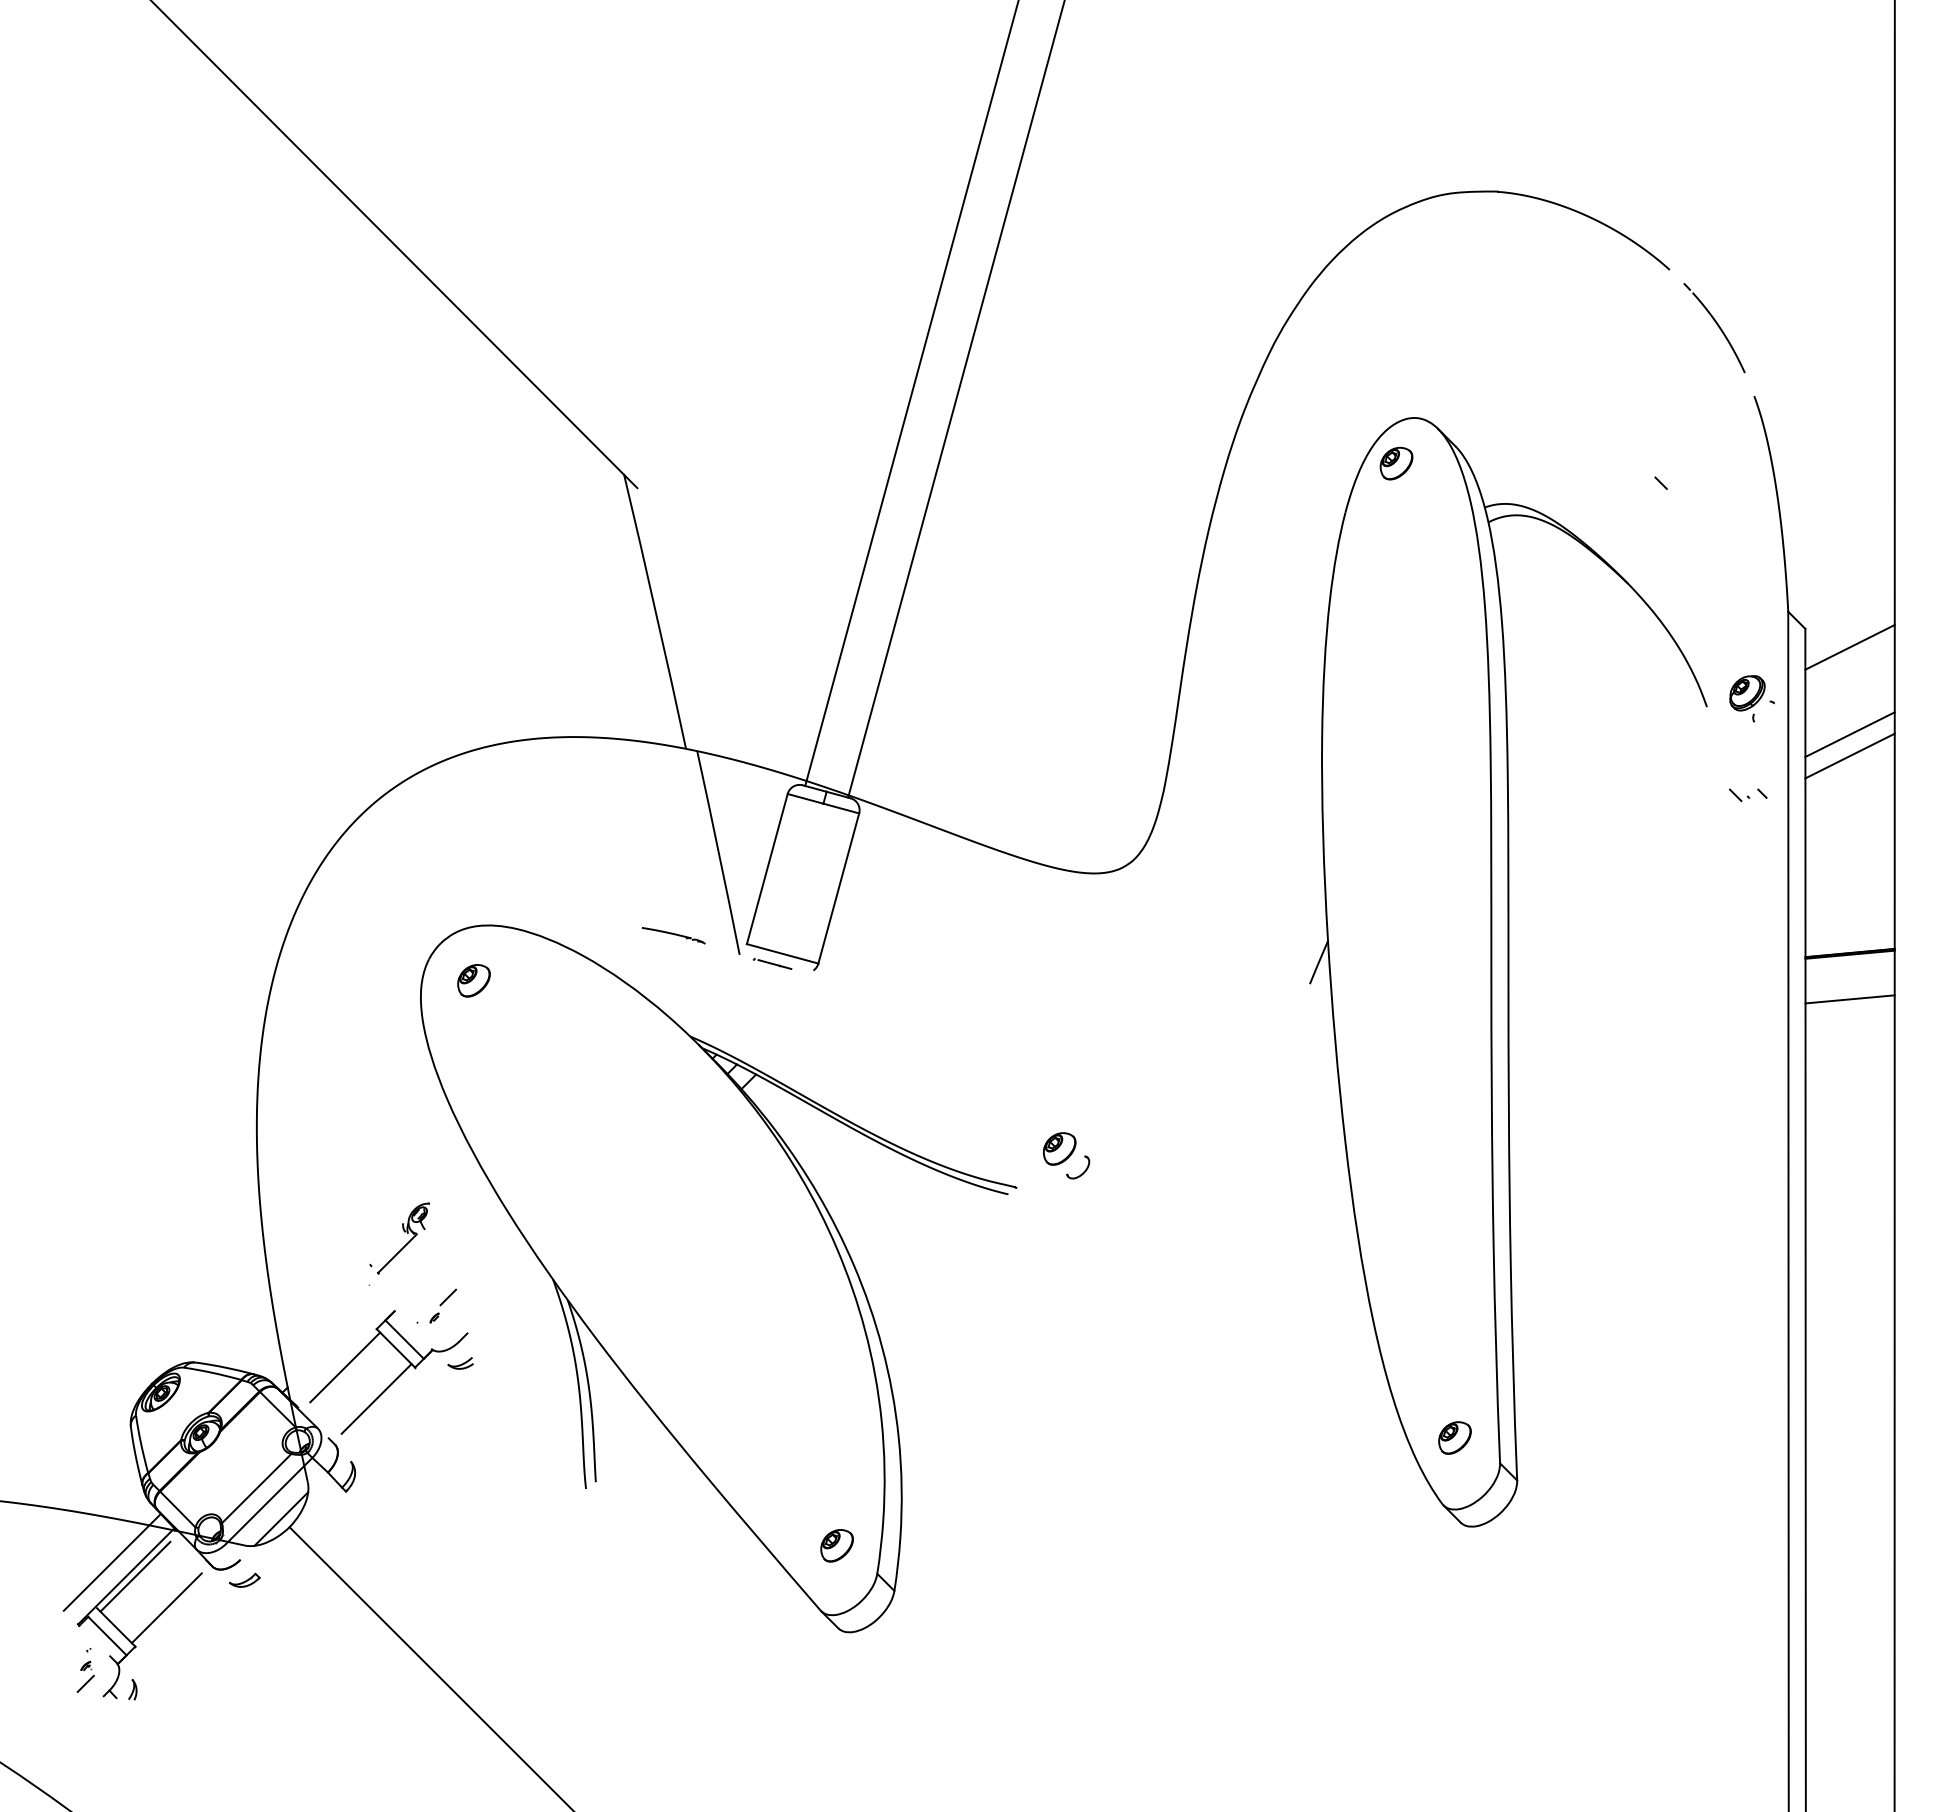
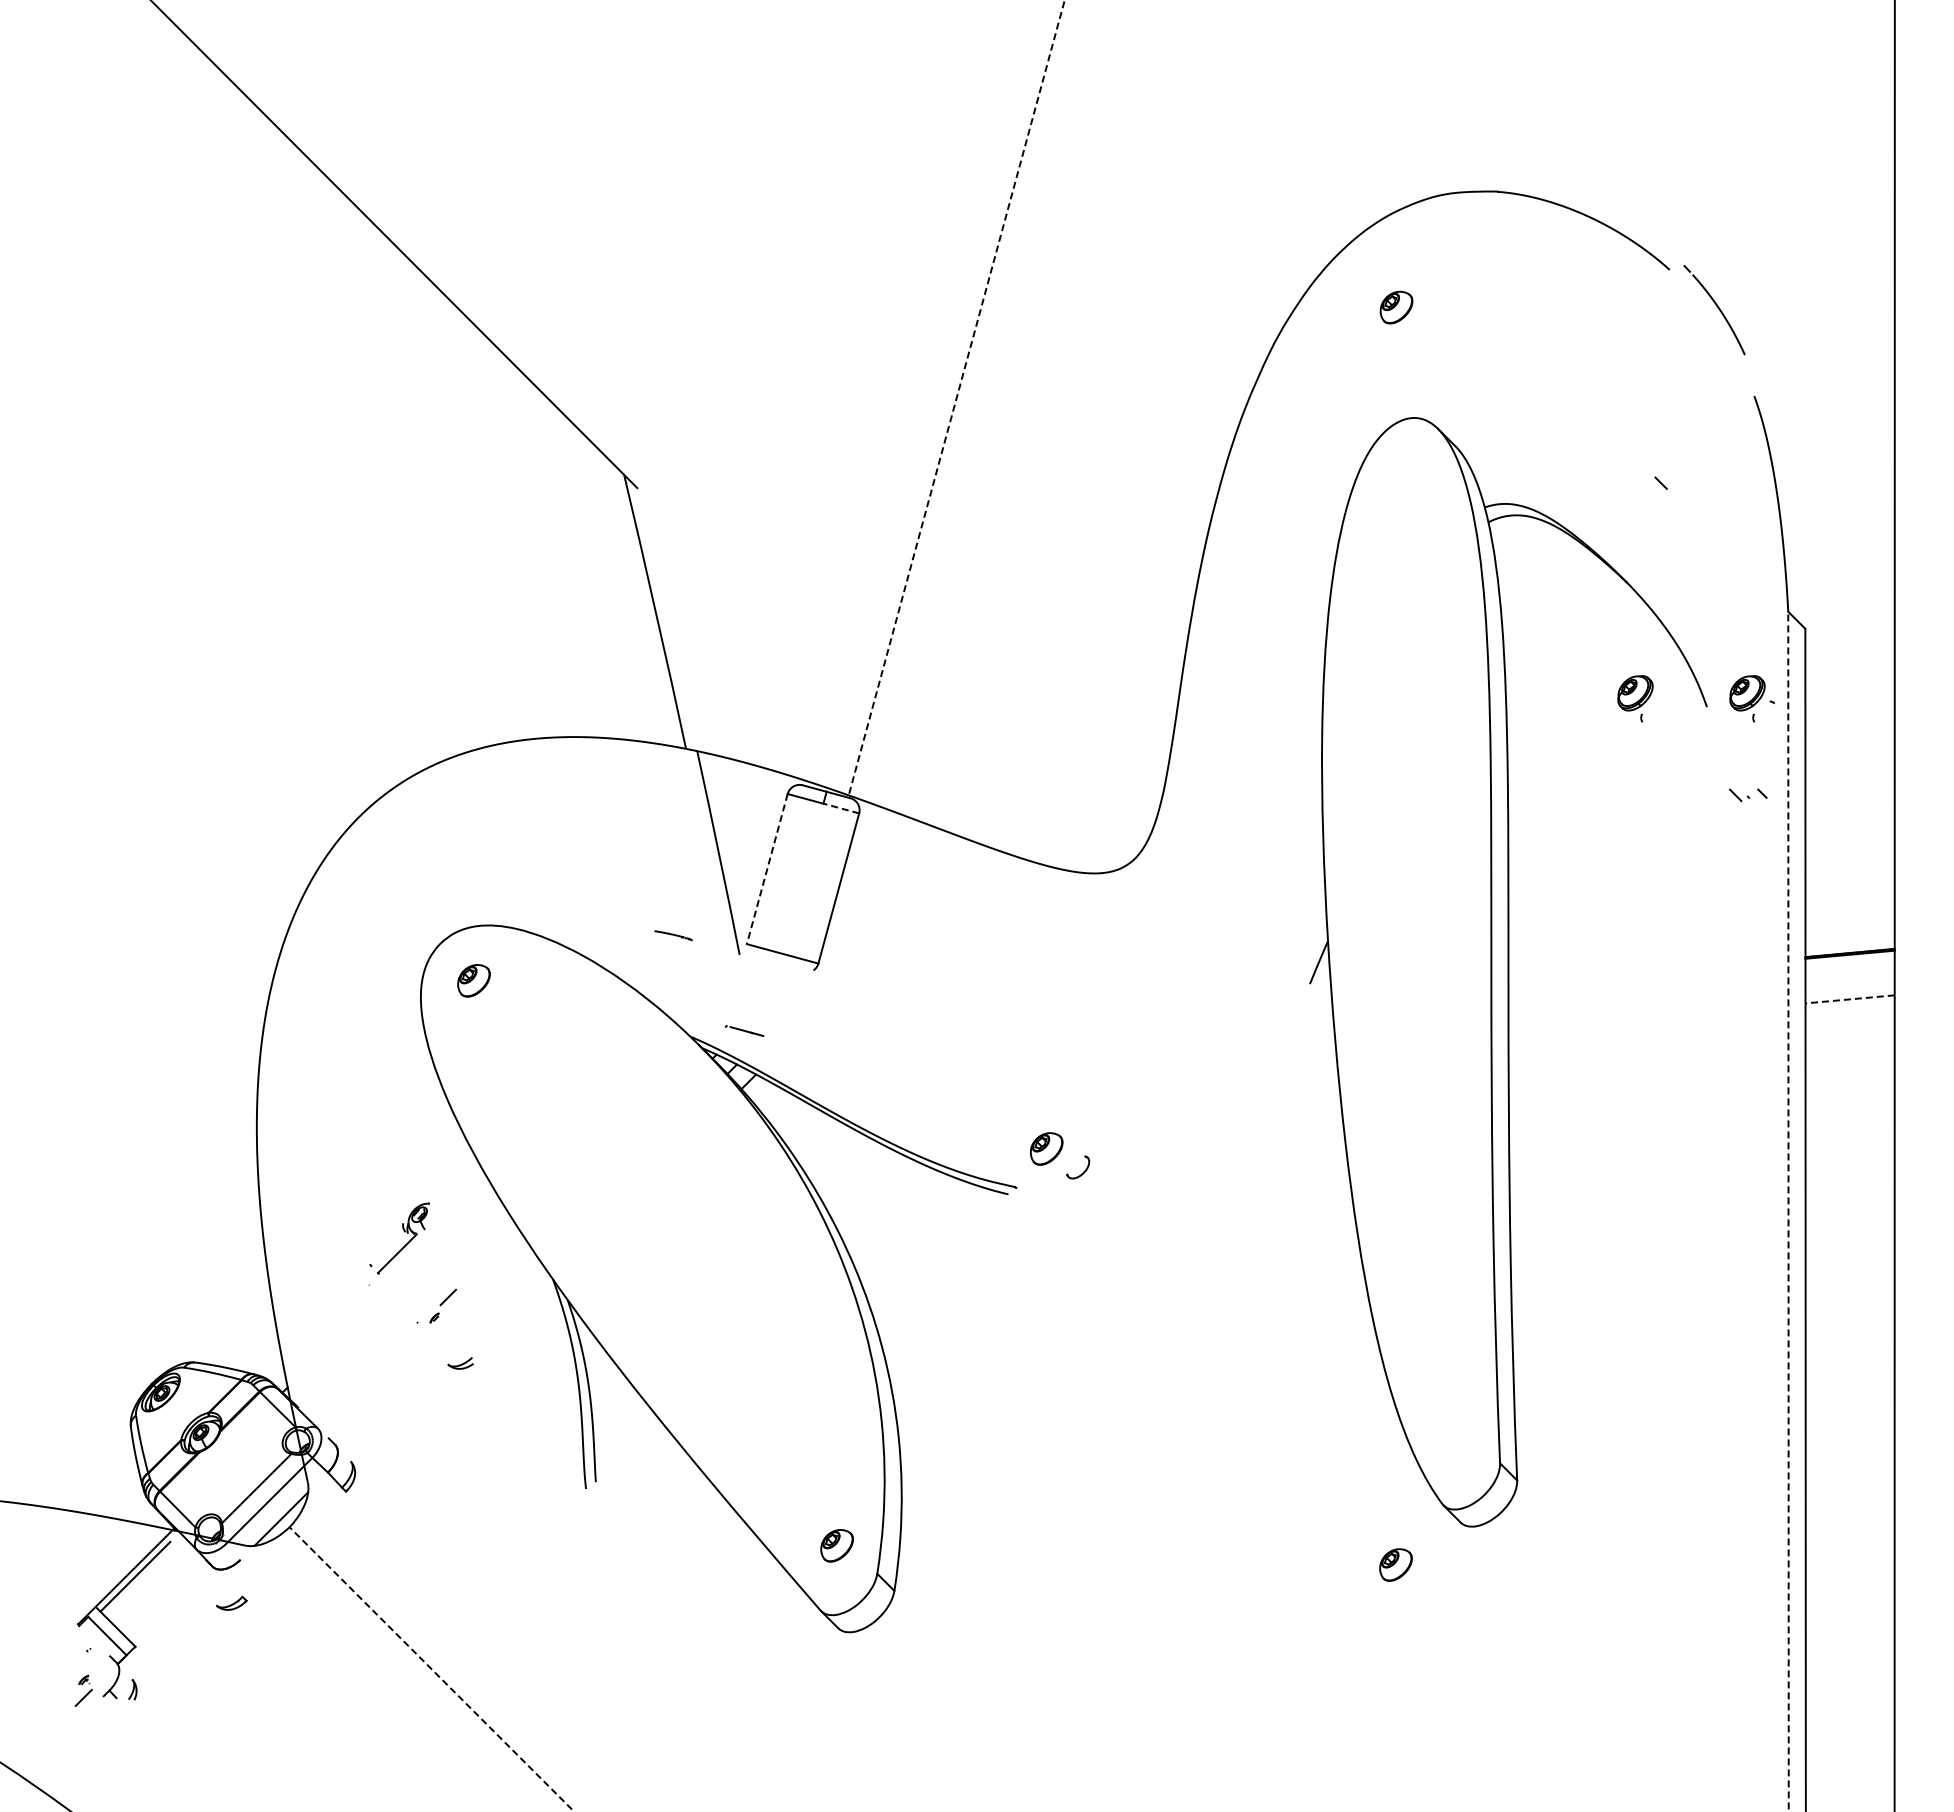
part position: (1714, 328) -> (1714, 310) (1714, 310)
line: present -> none (911, 393)
line: solid -> dashed (956, 399)
part position: (1396, 463) -> (1396, 307) (1396, 307)
line: present -> none (1849, 647)
part: none -> present (1635, 698)
line: present -> none (1849, 734)
line: present -> none (1849, 755)
line: solid -> dashed (841, 808)
line: solid -> dashed (767, 869)
part size: 65x18 px -> 39x12 px (673, 935)
line position: (772, 963) -> (744, 1030) (744, 1030)
line: solid -> dashed (1850, 999)
part position: (1059, 1148) -> (1046, 1148) (1046, 1148)
line: solid -> dashed (1788, 1211)
part: present -> none (395, 1378)
part position: (1454, 1437) -> (1395, 1564) (1395, 1564)
line: present -> none (111, 1561)
part position: (244, 1579) -> (231, 1602) (231, 1602)
line: present -> none (166, 1608)
line: solid -> dashed (431, 1669)
part position: (85, 1676) -> (83, 1690) (83, 1690)
